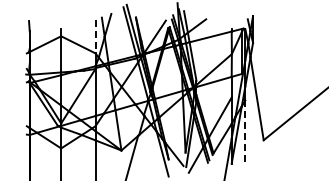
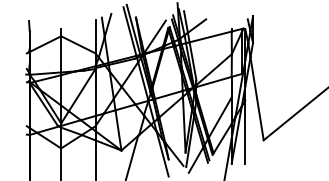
line: dashed -> solid (95, 36)
line: dashed -> solid (245, 132)
